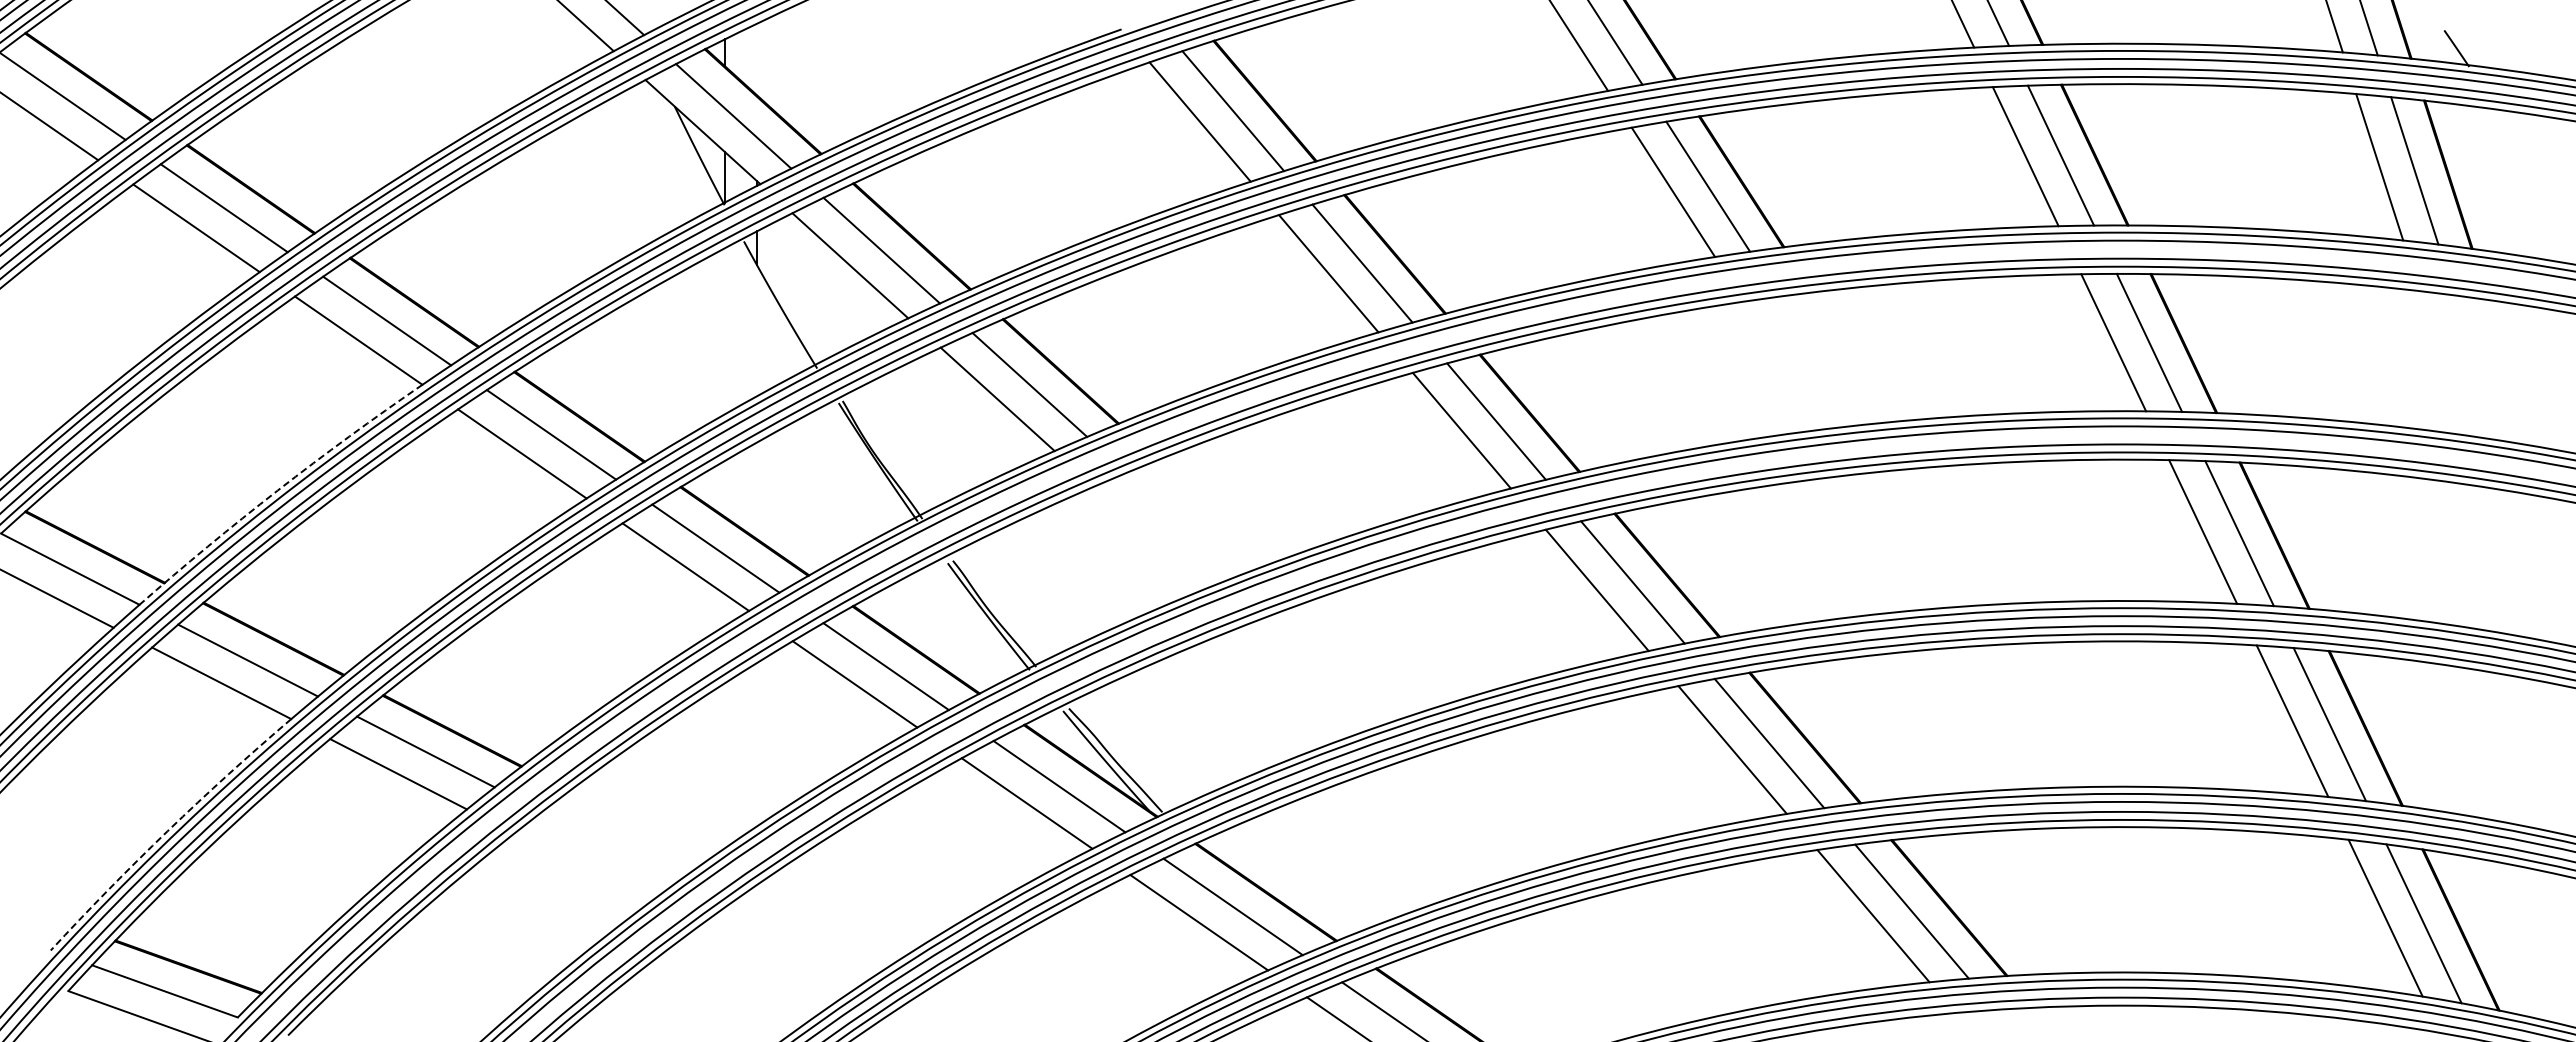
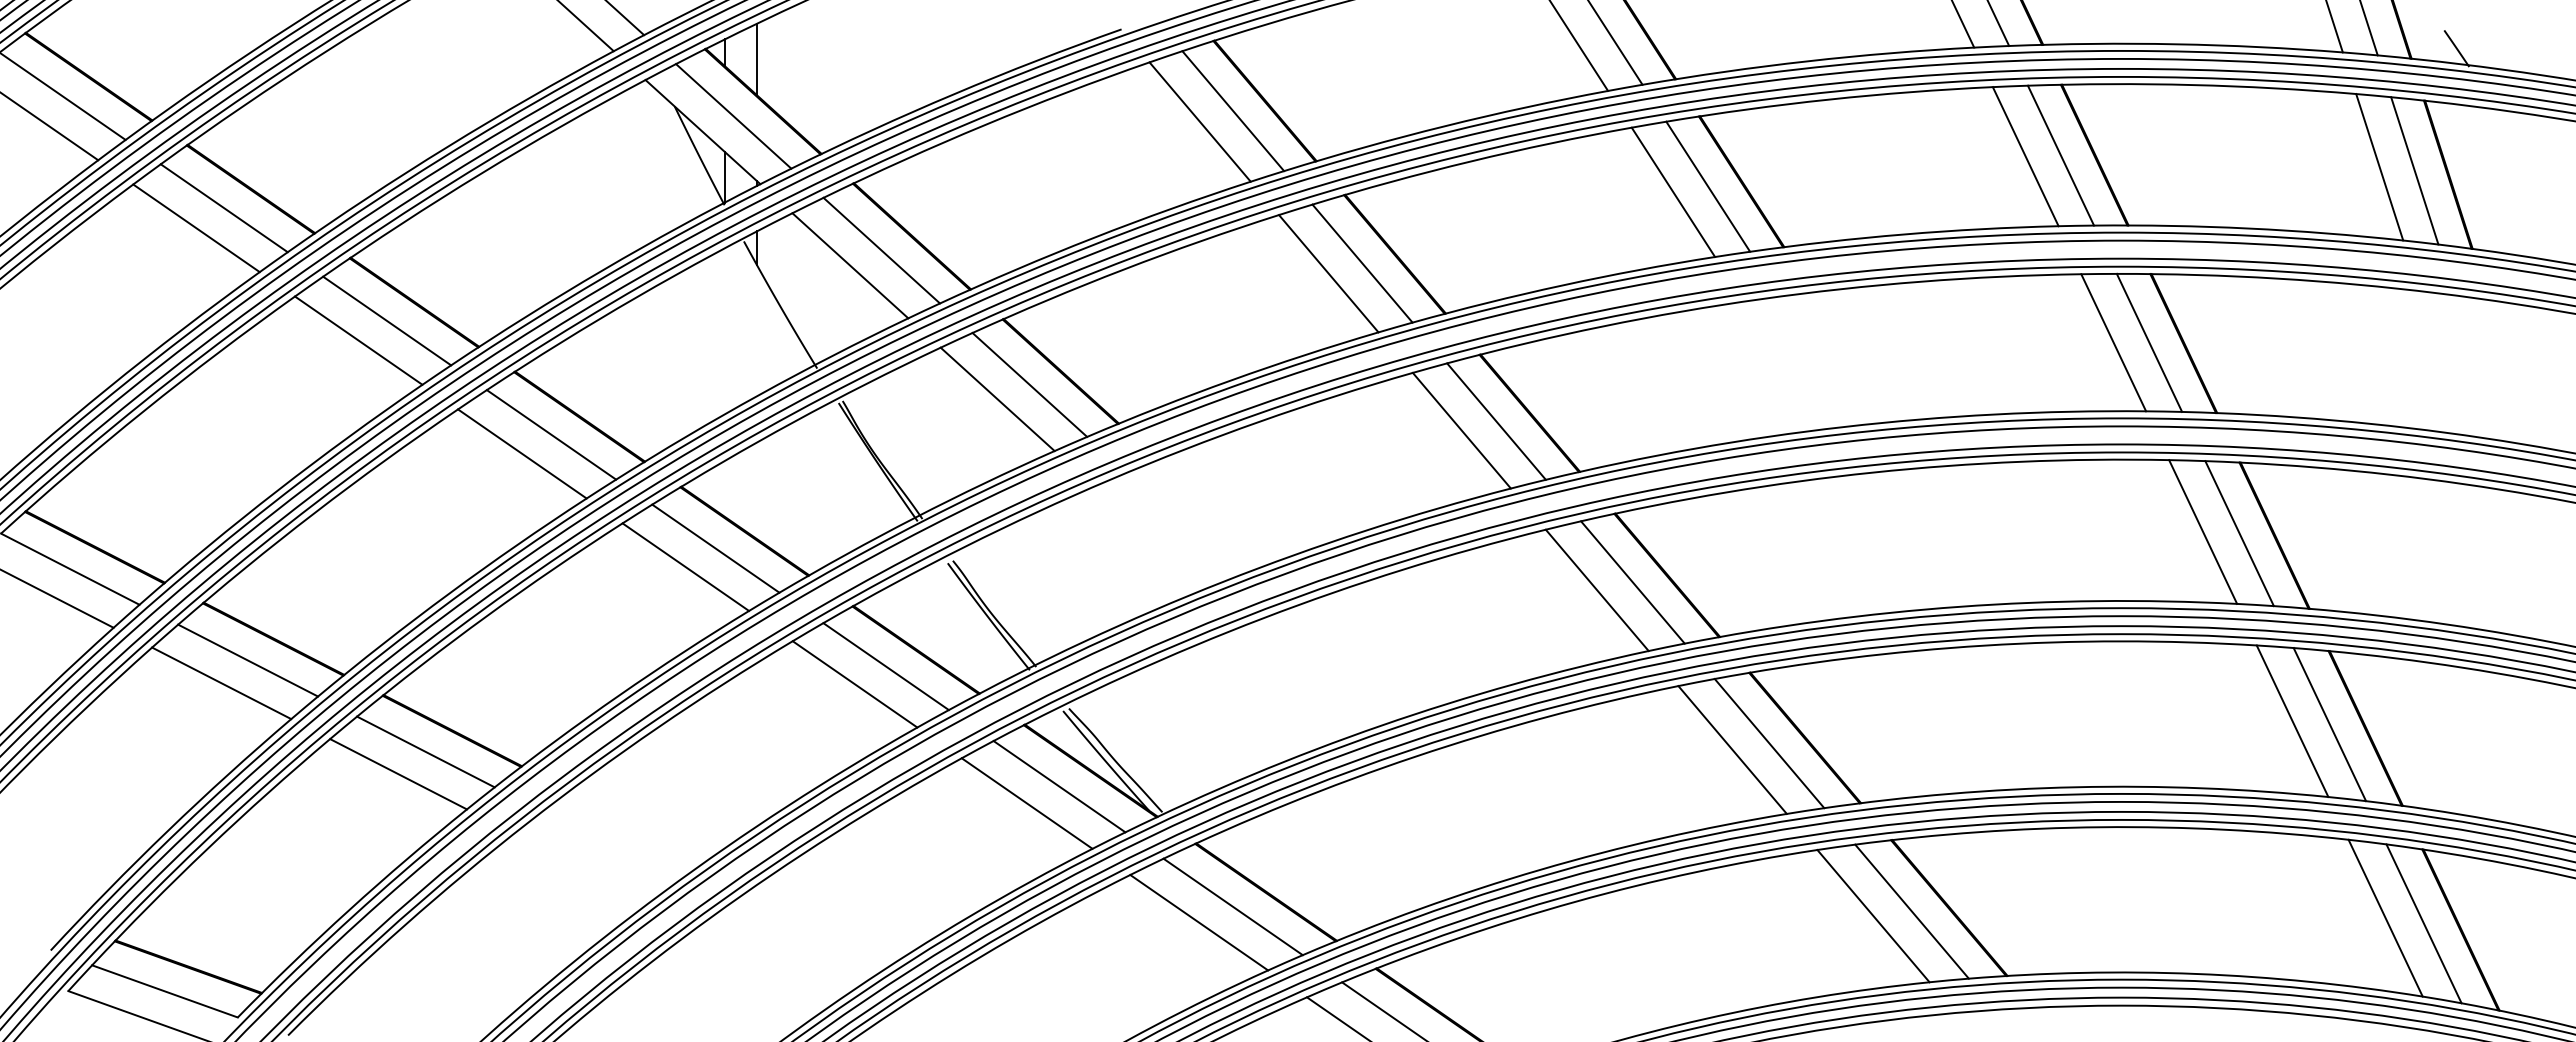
line: none -> present (756, 59)
arc: dashed -> solid (277, 490)
arc: dashed -> solid (167, 831)
